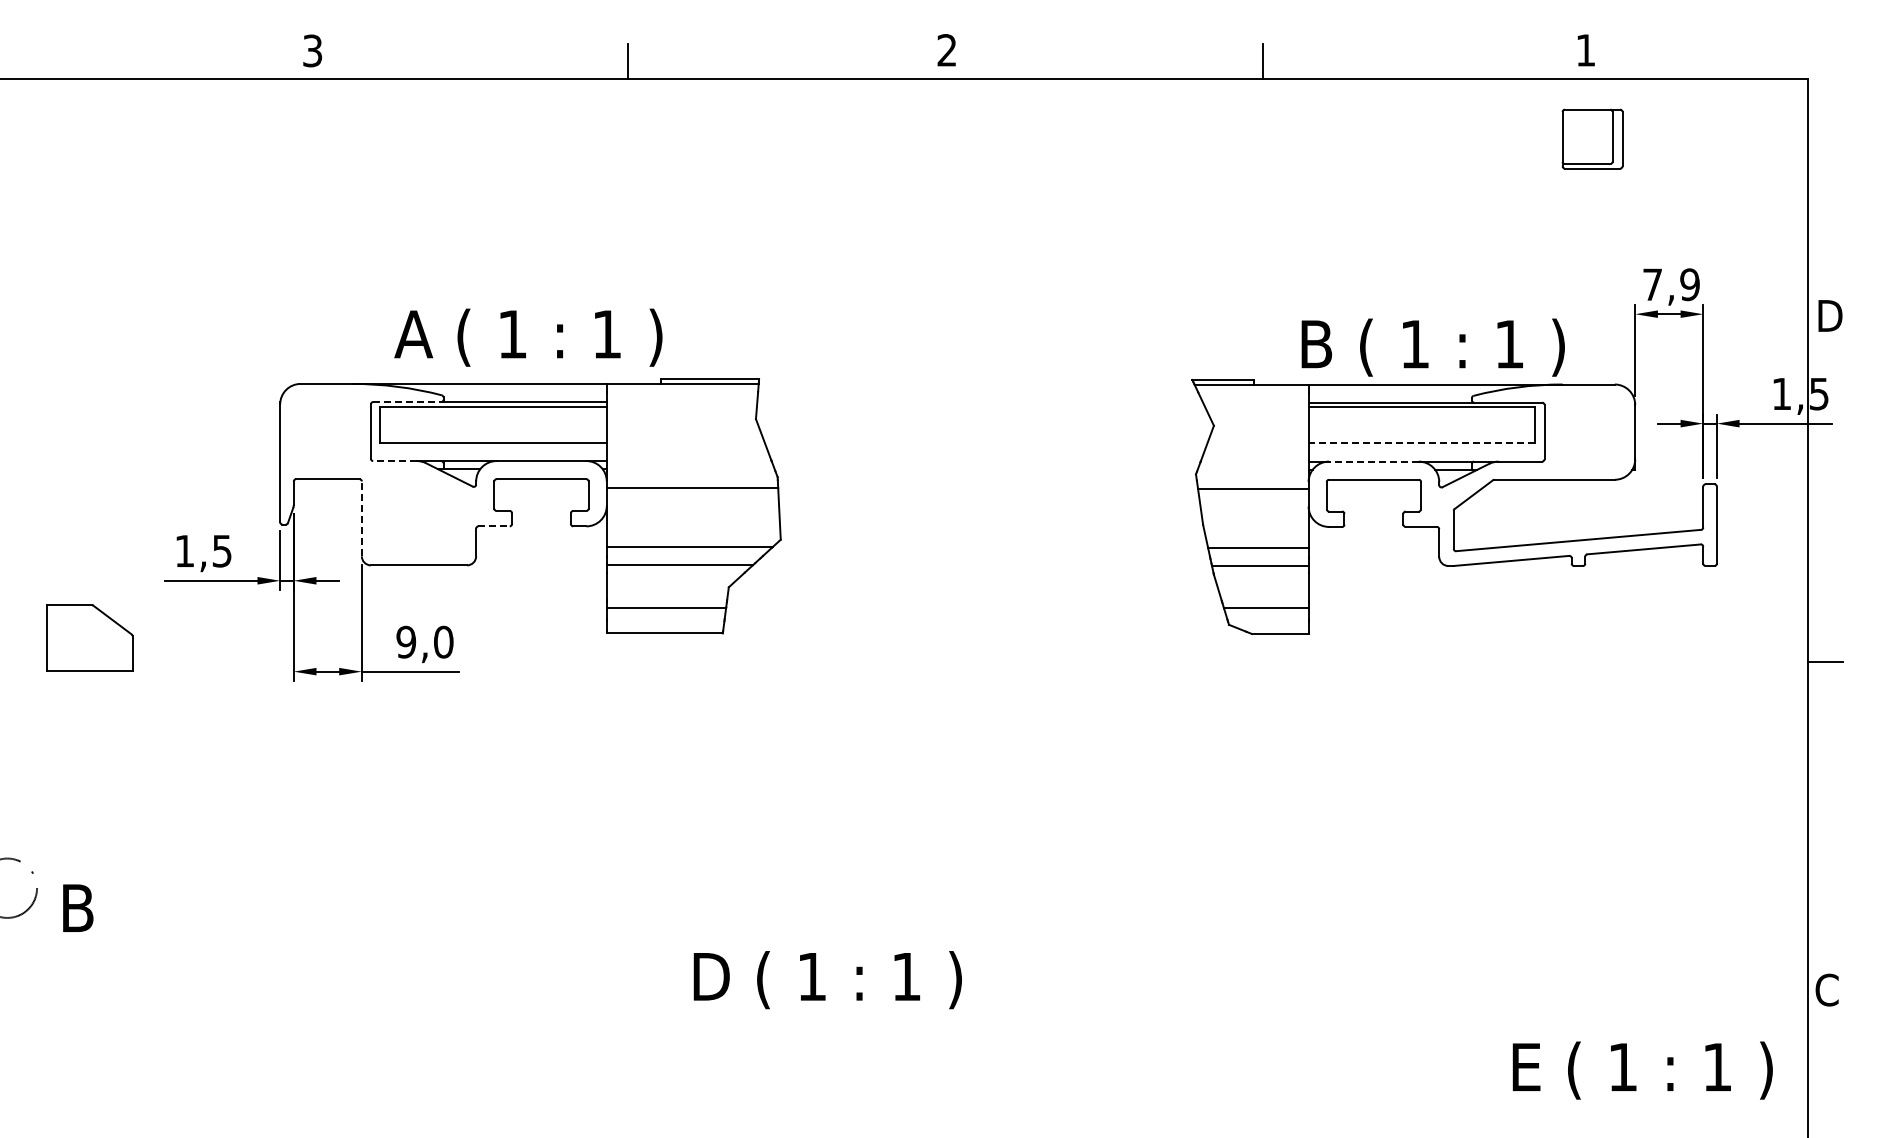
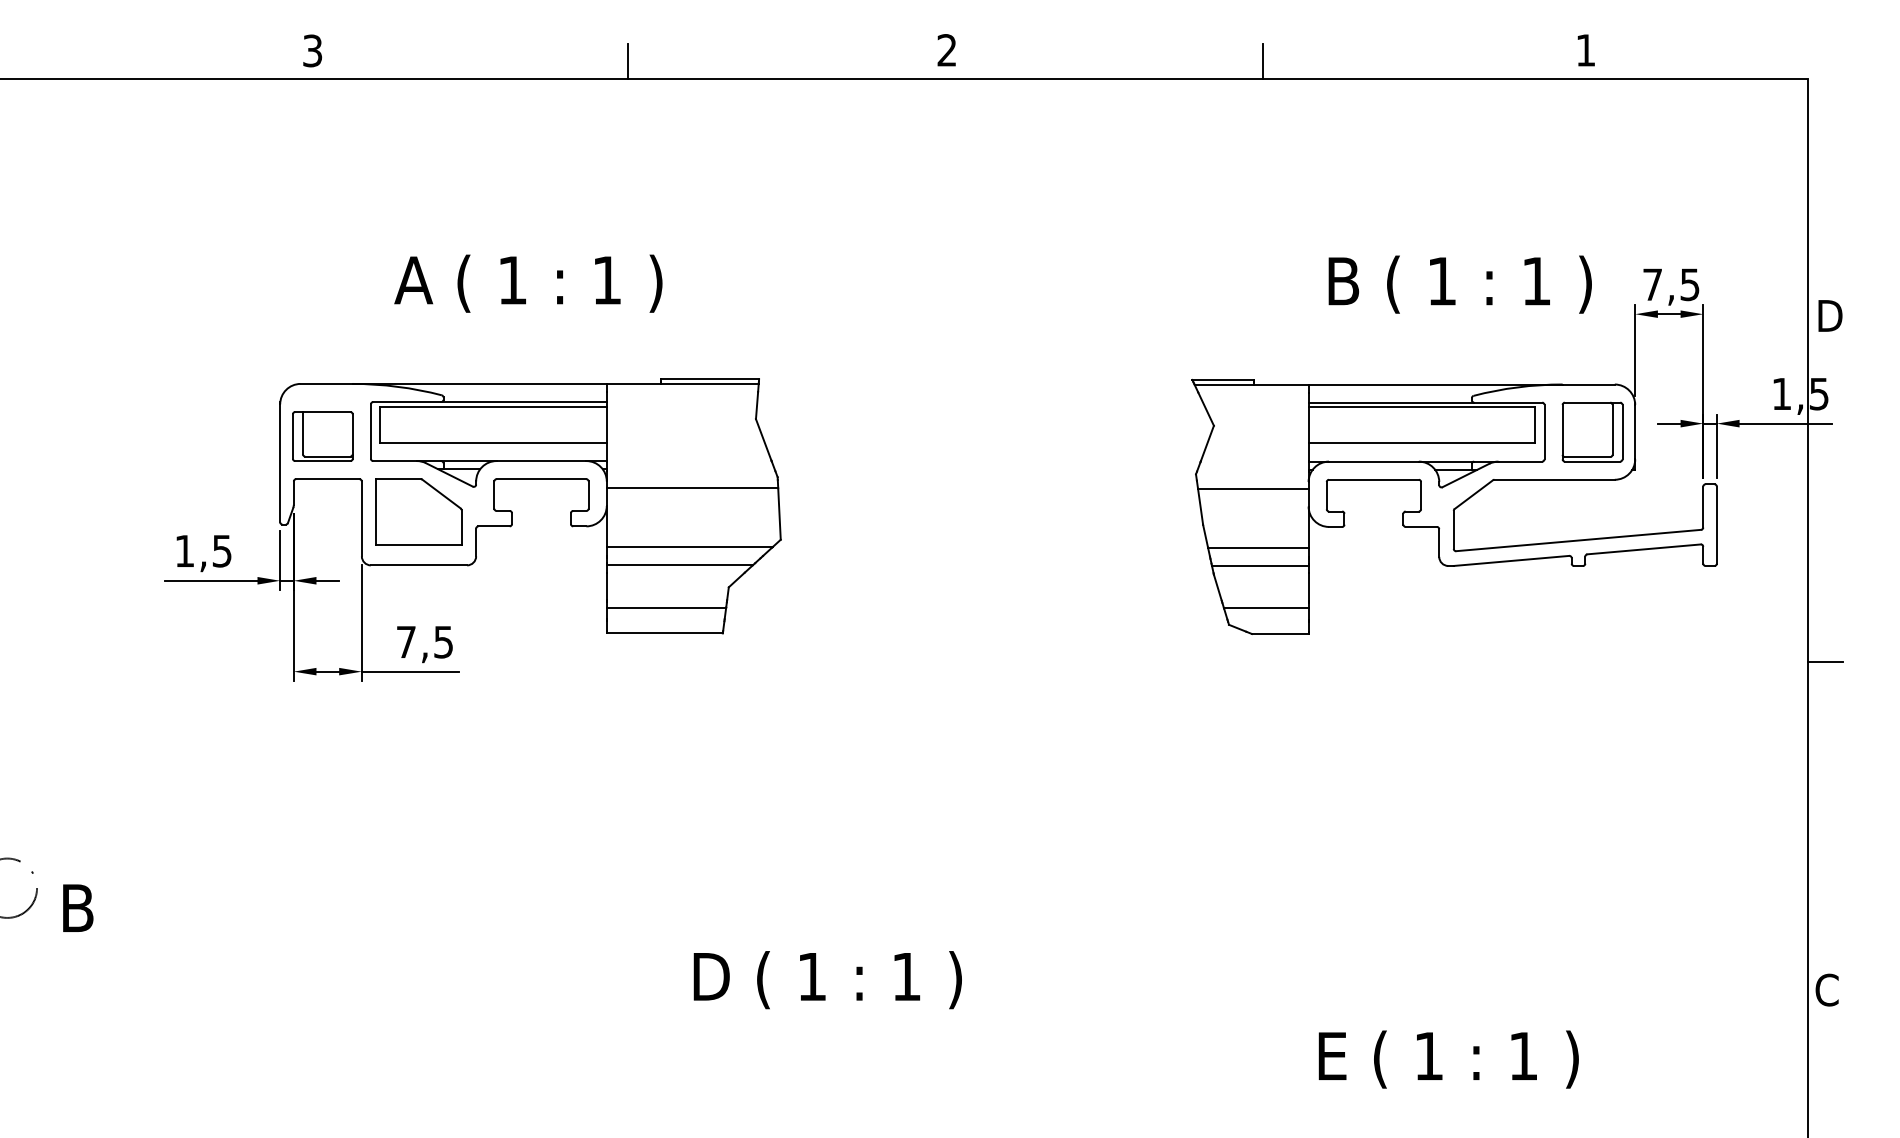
part position: (1592, 138) -> (1592, 431) (1592, 431)
text: 7,9 -> 7,5 (1689, 284)
text position: (528, 337) -> (528, 283) (528, 283)
text position: (1432, 347) -> (1459, 284) (1459, 284)
line: dashed -> solid (407, 402)
part: none -> present (322, 436)
line: dashed -> solid (1421, 443)
line: dashed -> solid (395, 461)
line: dashed -> solid (1373, 461)
line: dashed -> solid (361, 518)
line: dashed -> solid (494, 526)
part position: (89, 637) -> (418, 511) (418, 511)
text: 9,0 -> 7,5 (424, 641)
text position: (1642, 1070) -> (1448, 1059) (1448, 1059)
